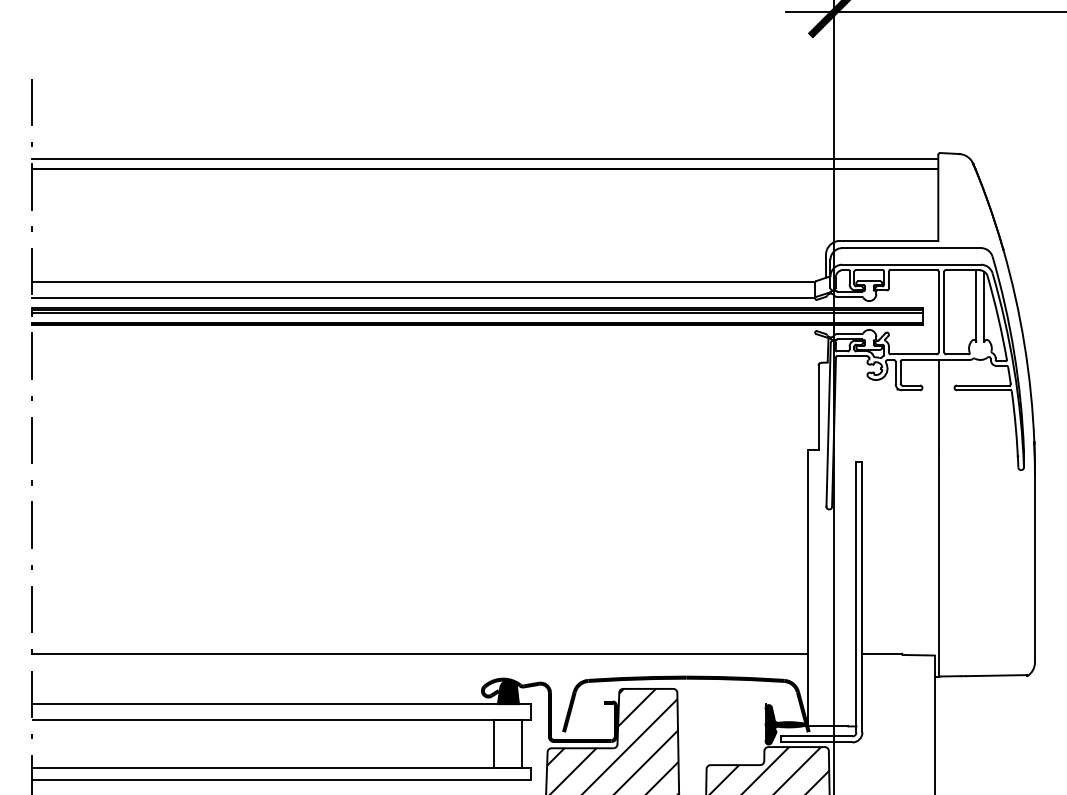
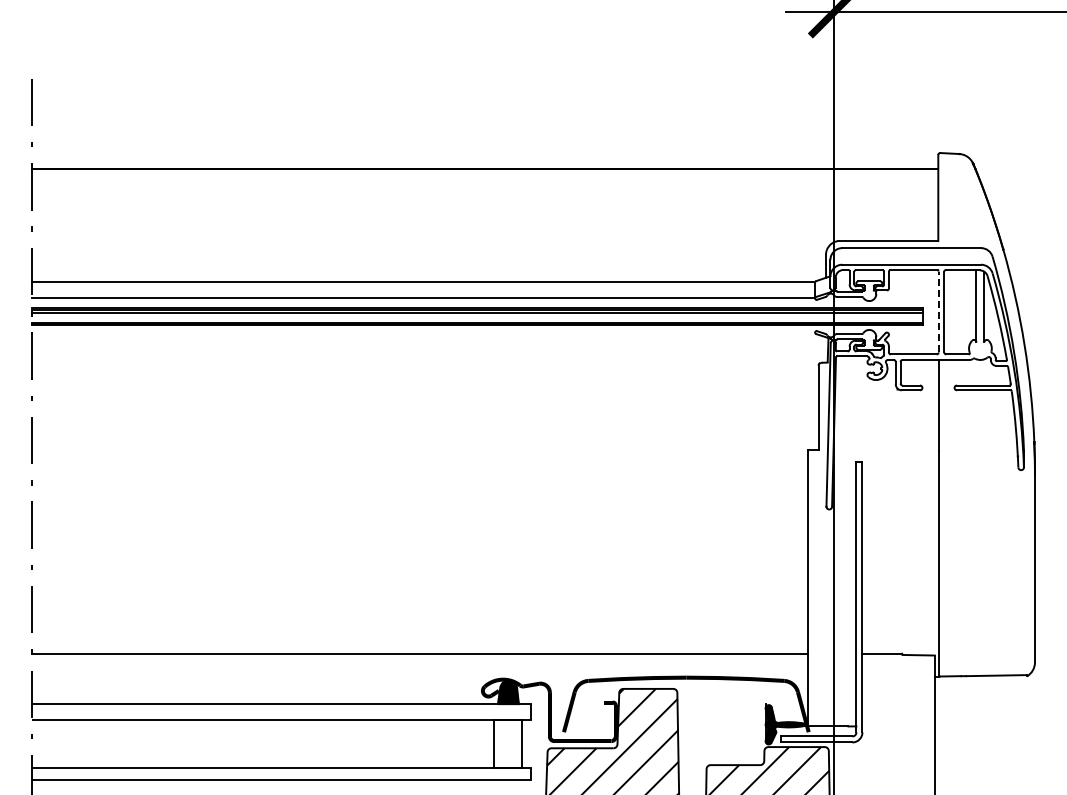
line: present -> none (485, 158)
line: solid -> dashed (938, 311)
